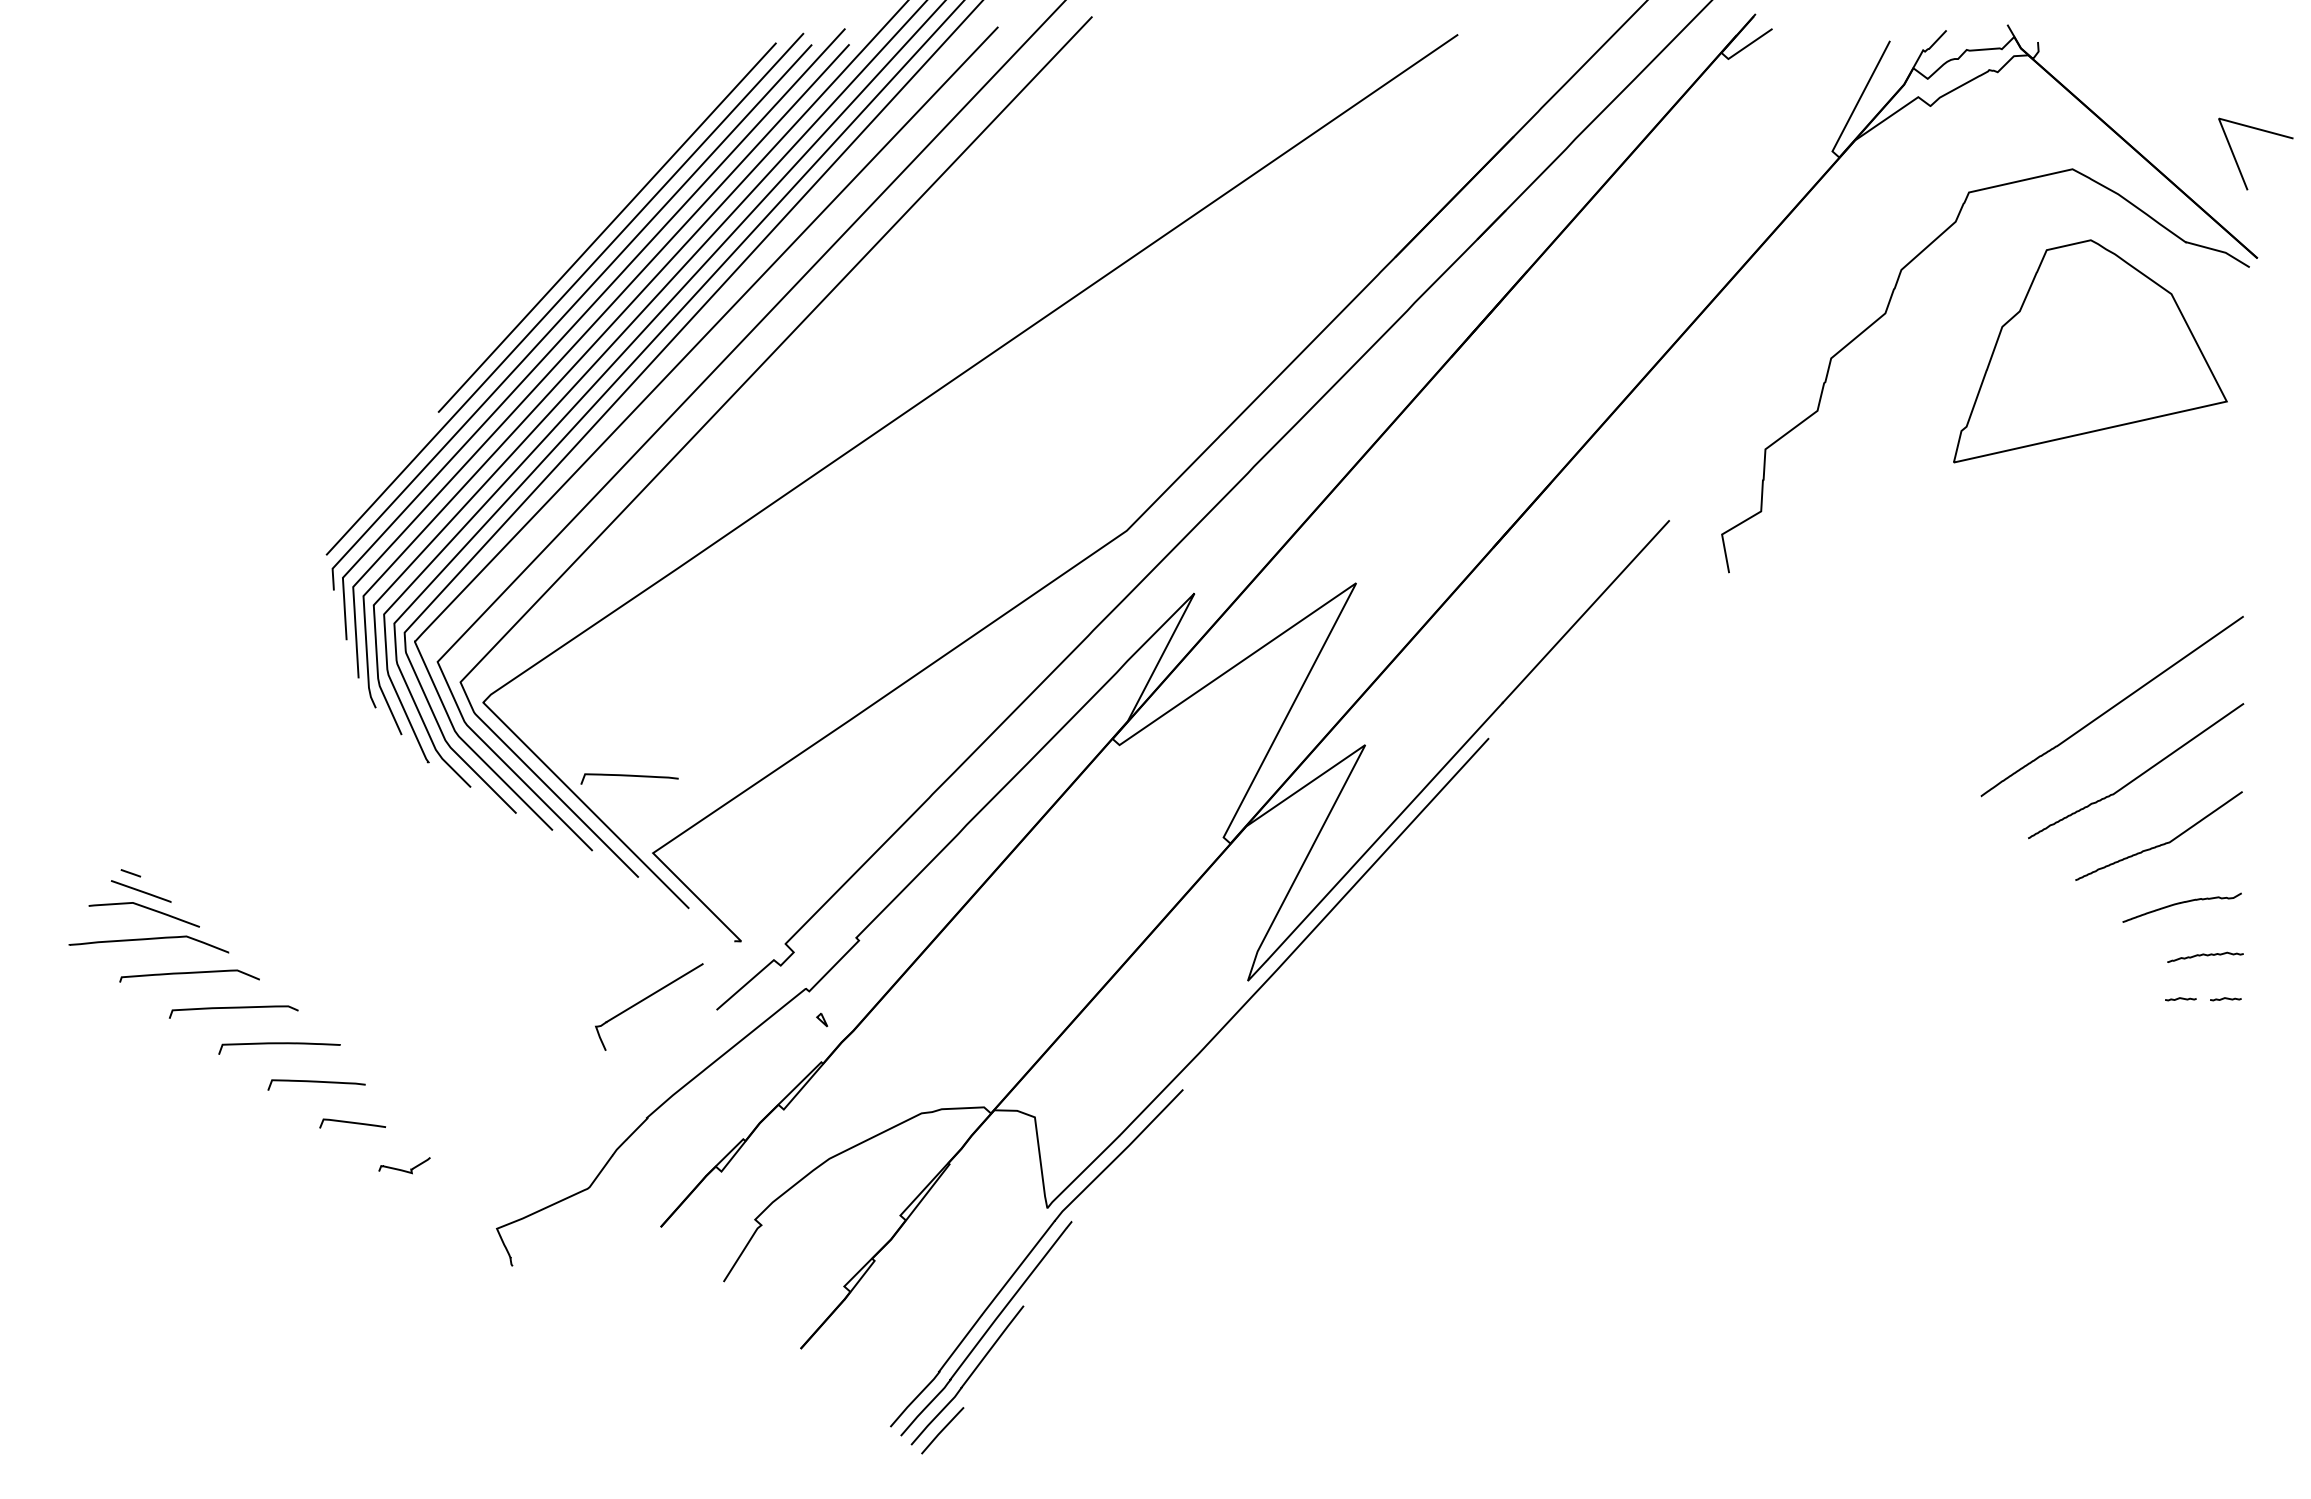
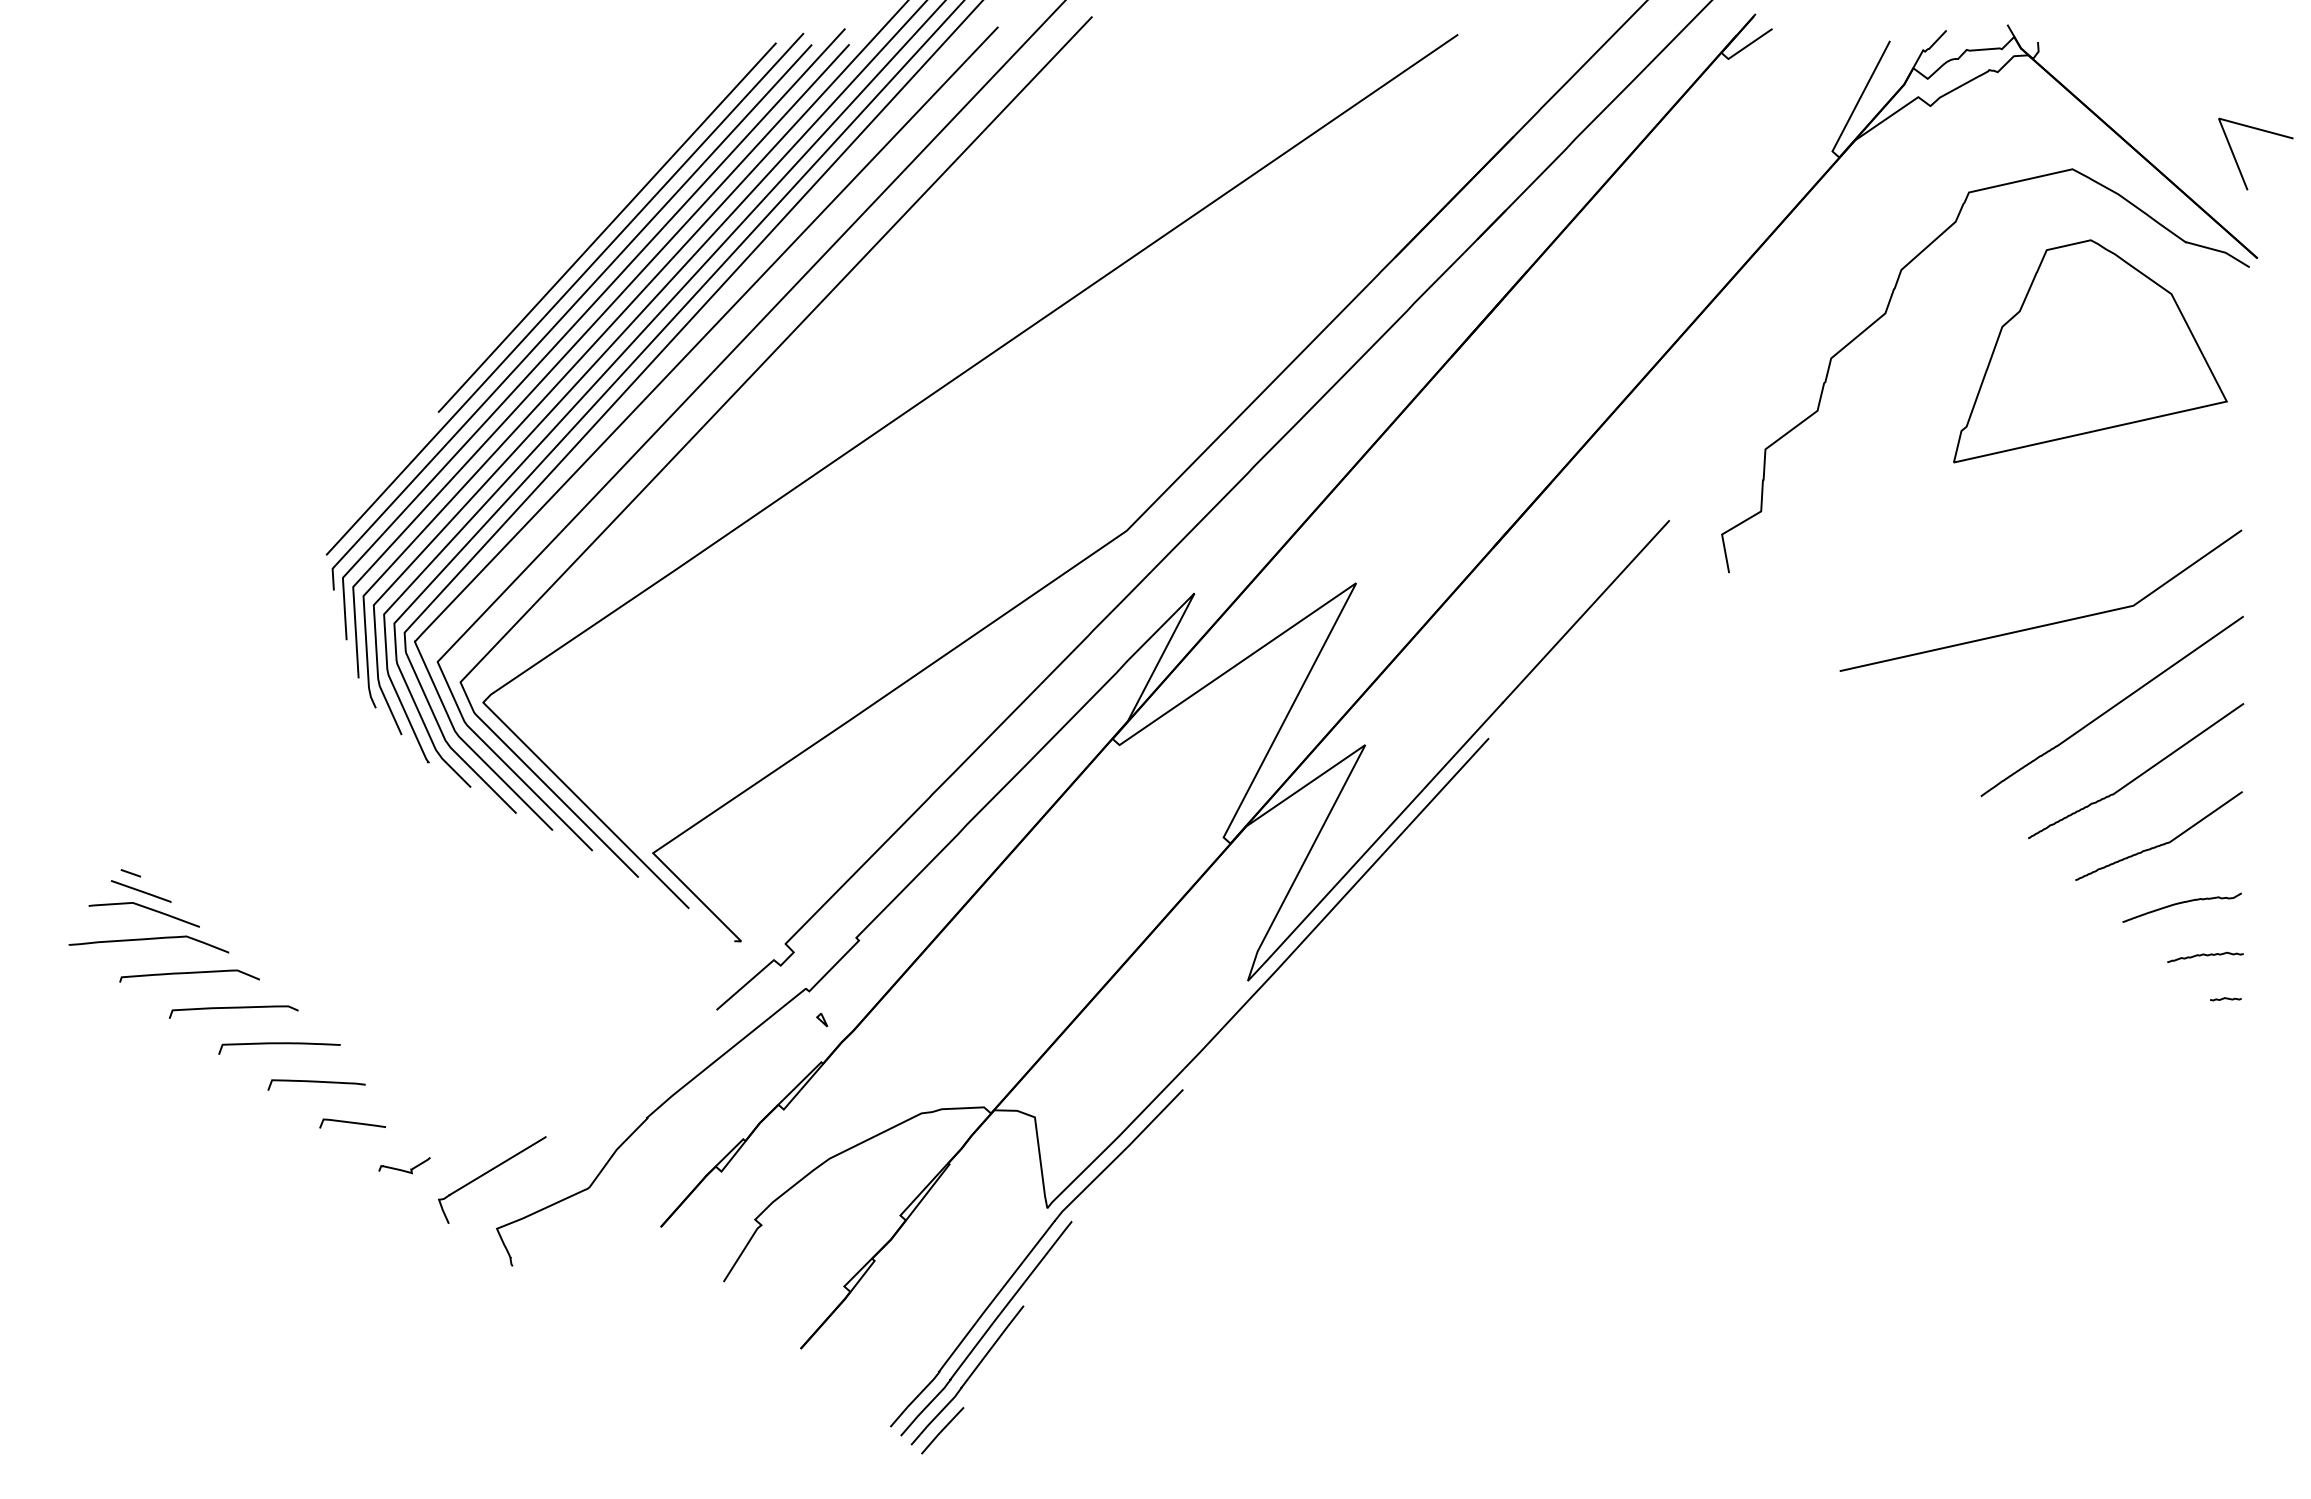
curve: none -> present (2043, 624)
curve: present -> none (629, 776)
curve position: (646, 999) -> (489, 1172) (489, 1172)
curve: present -> none (2180, 999)
